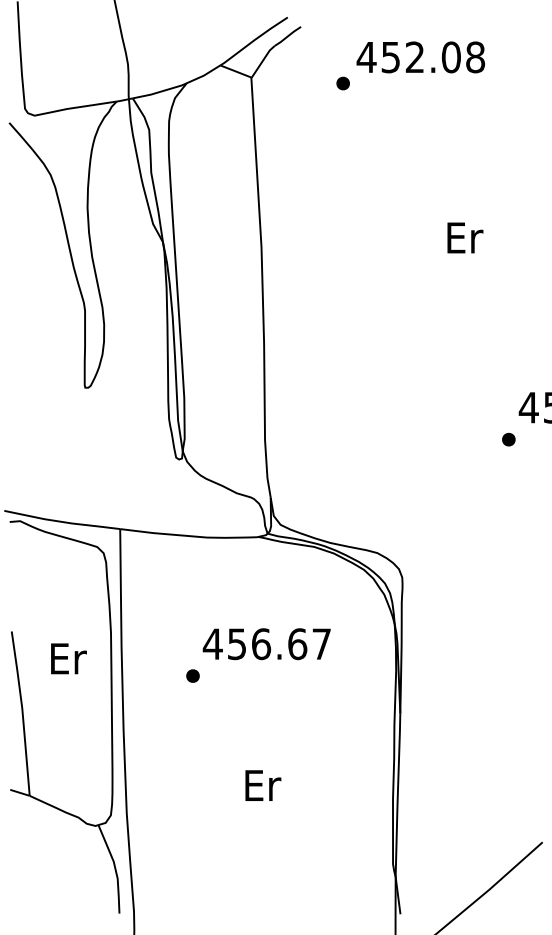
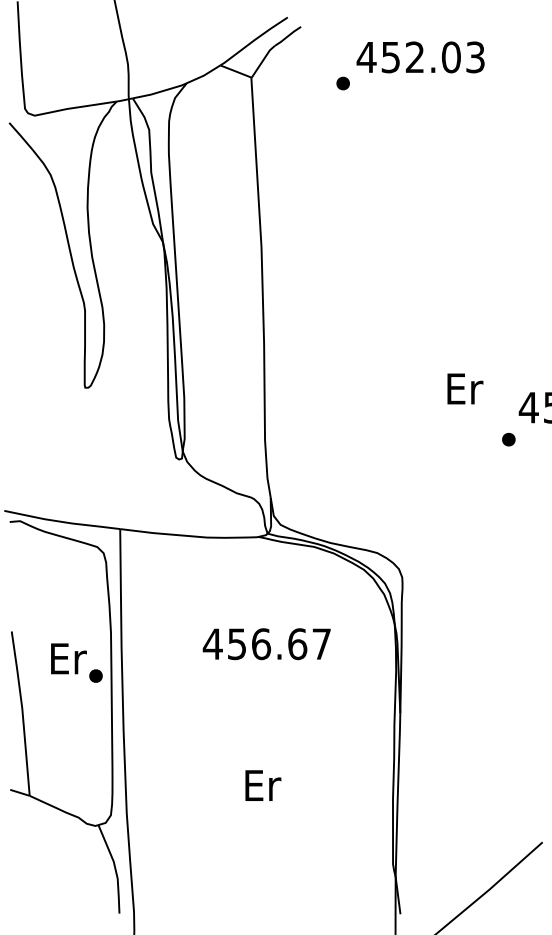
text: 452.08 -> 452.03 (475, 57)
text position: (465, 237) -> (465, 388) (465, 388)
part position: (192, 675) -> (95, 675) (95, 675)
